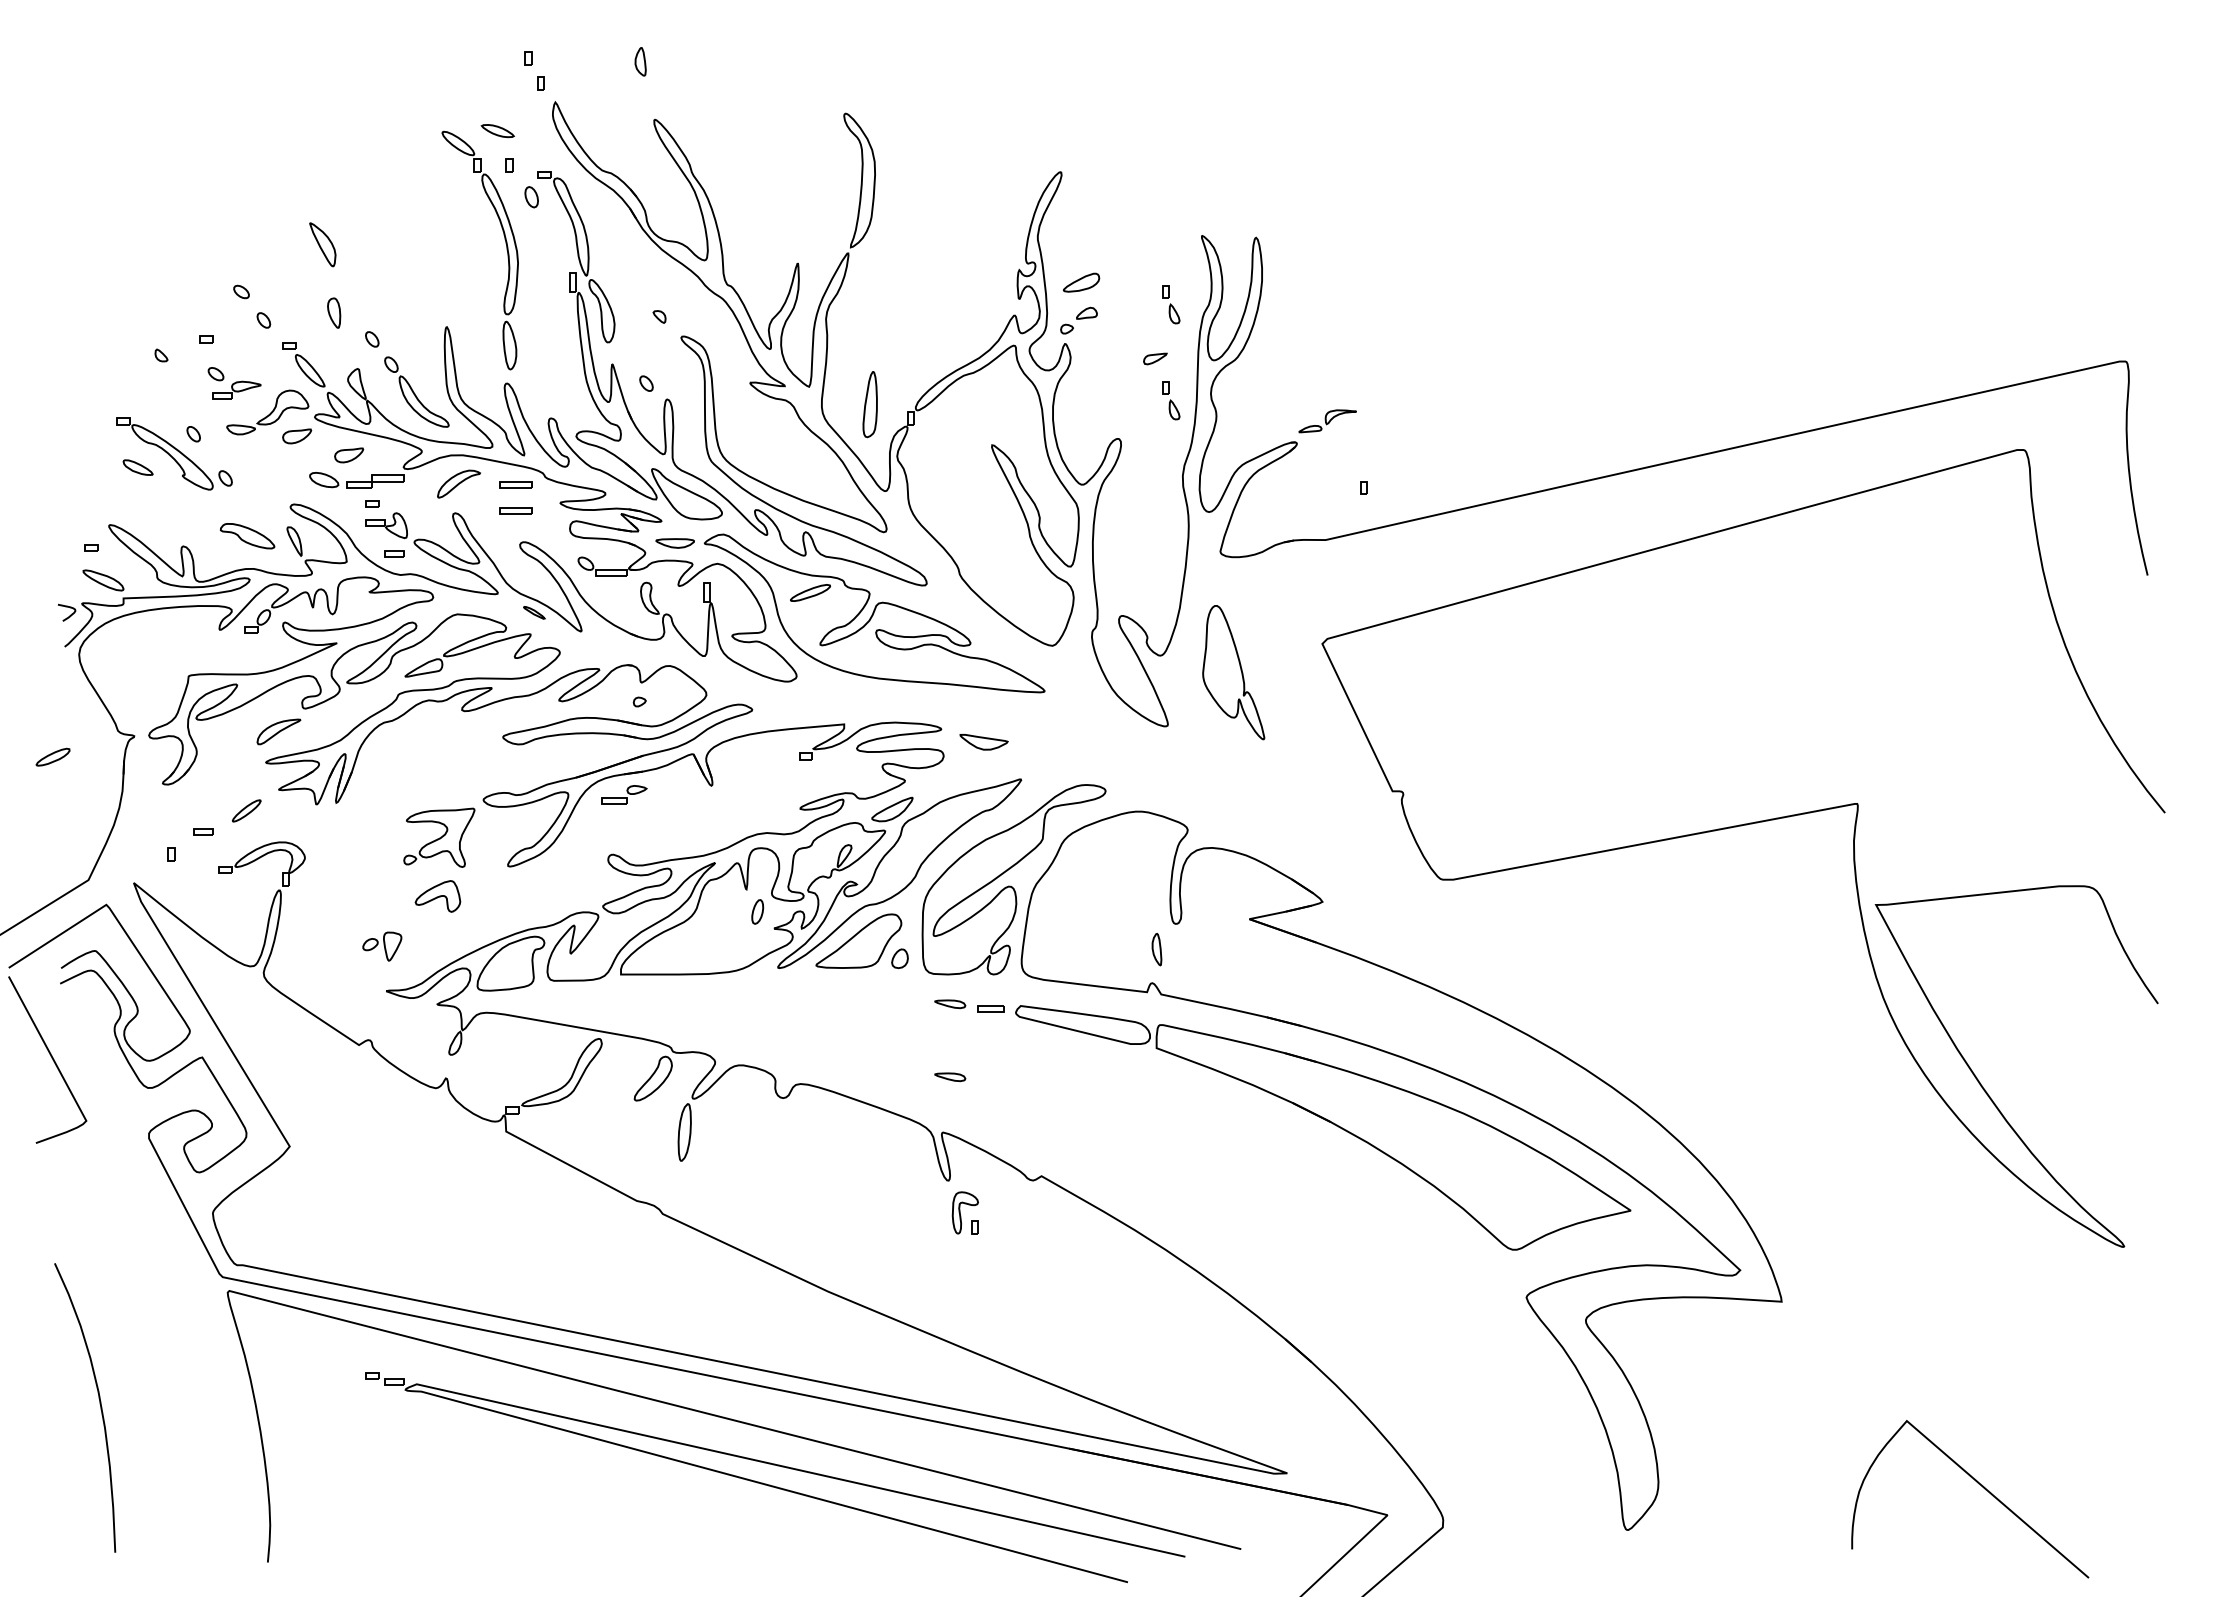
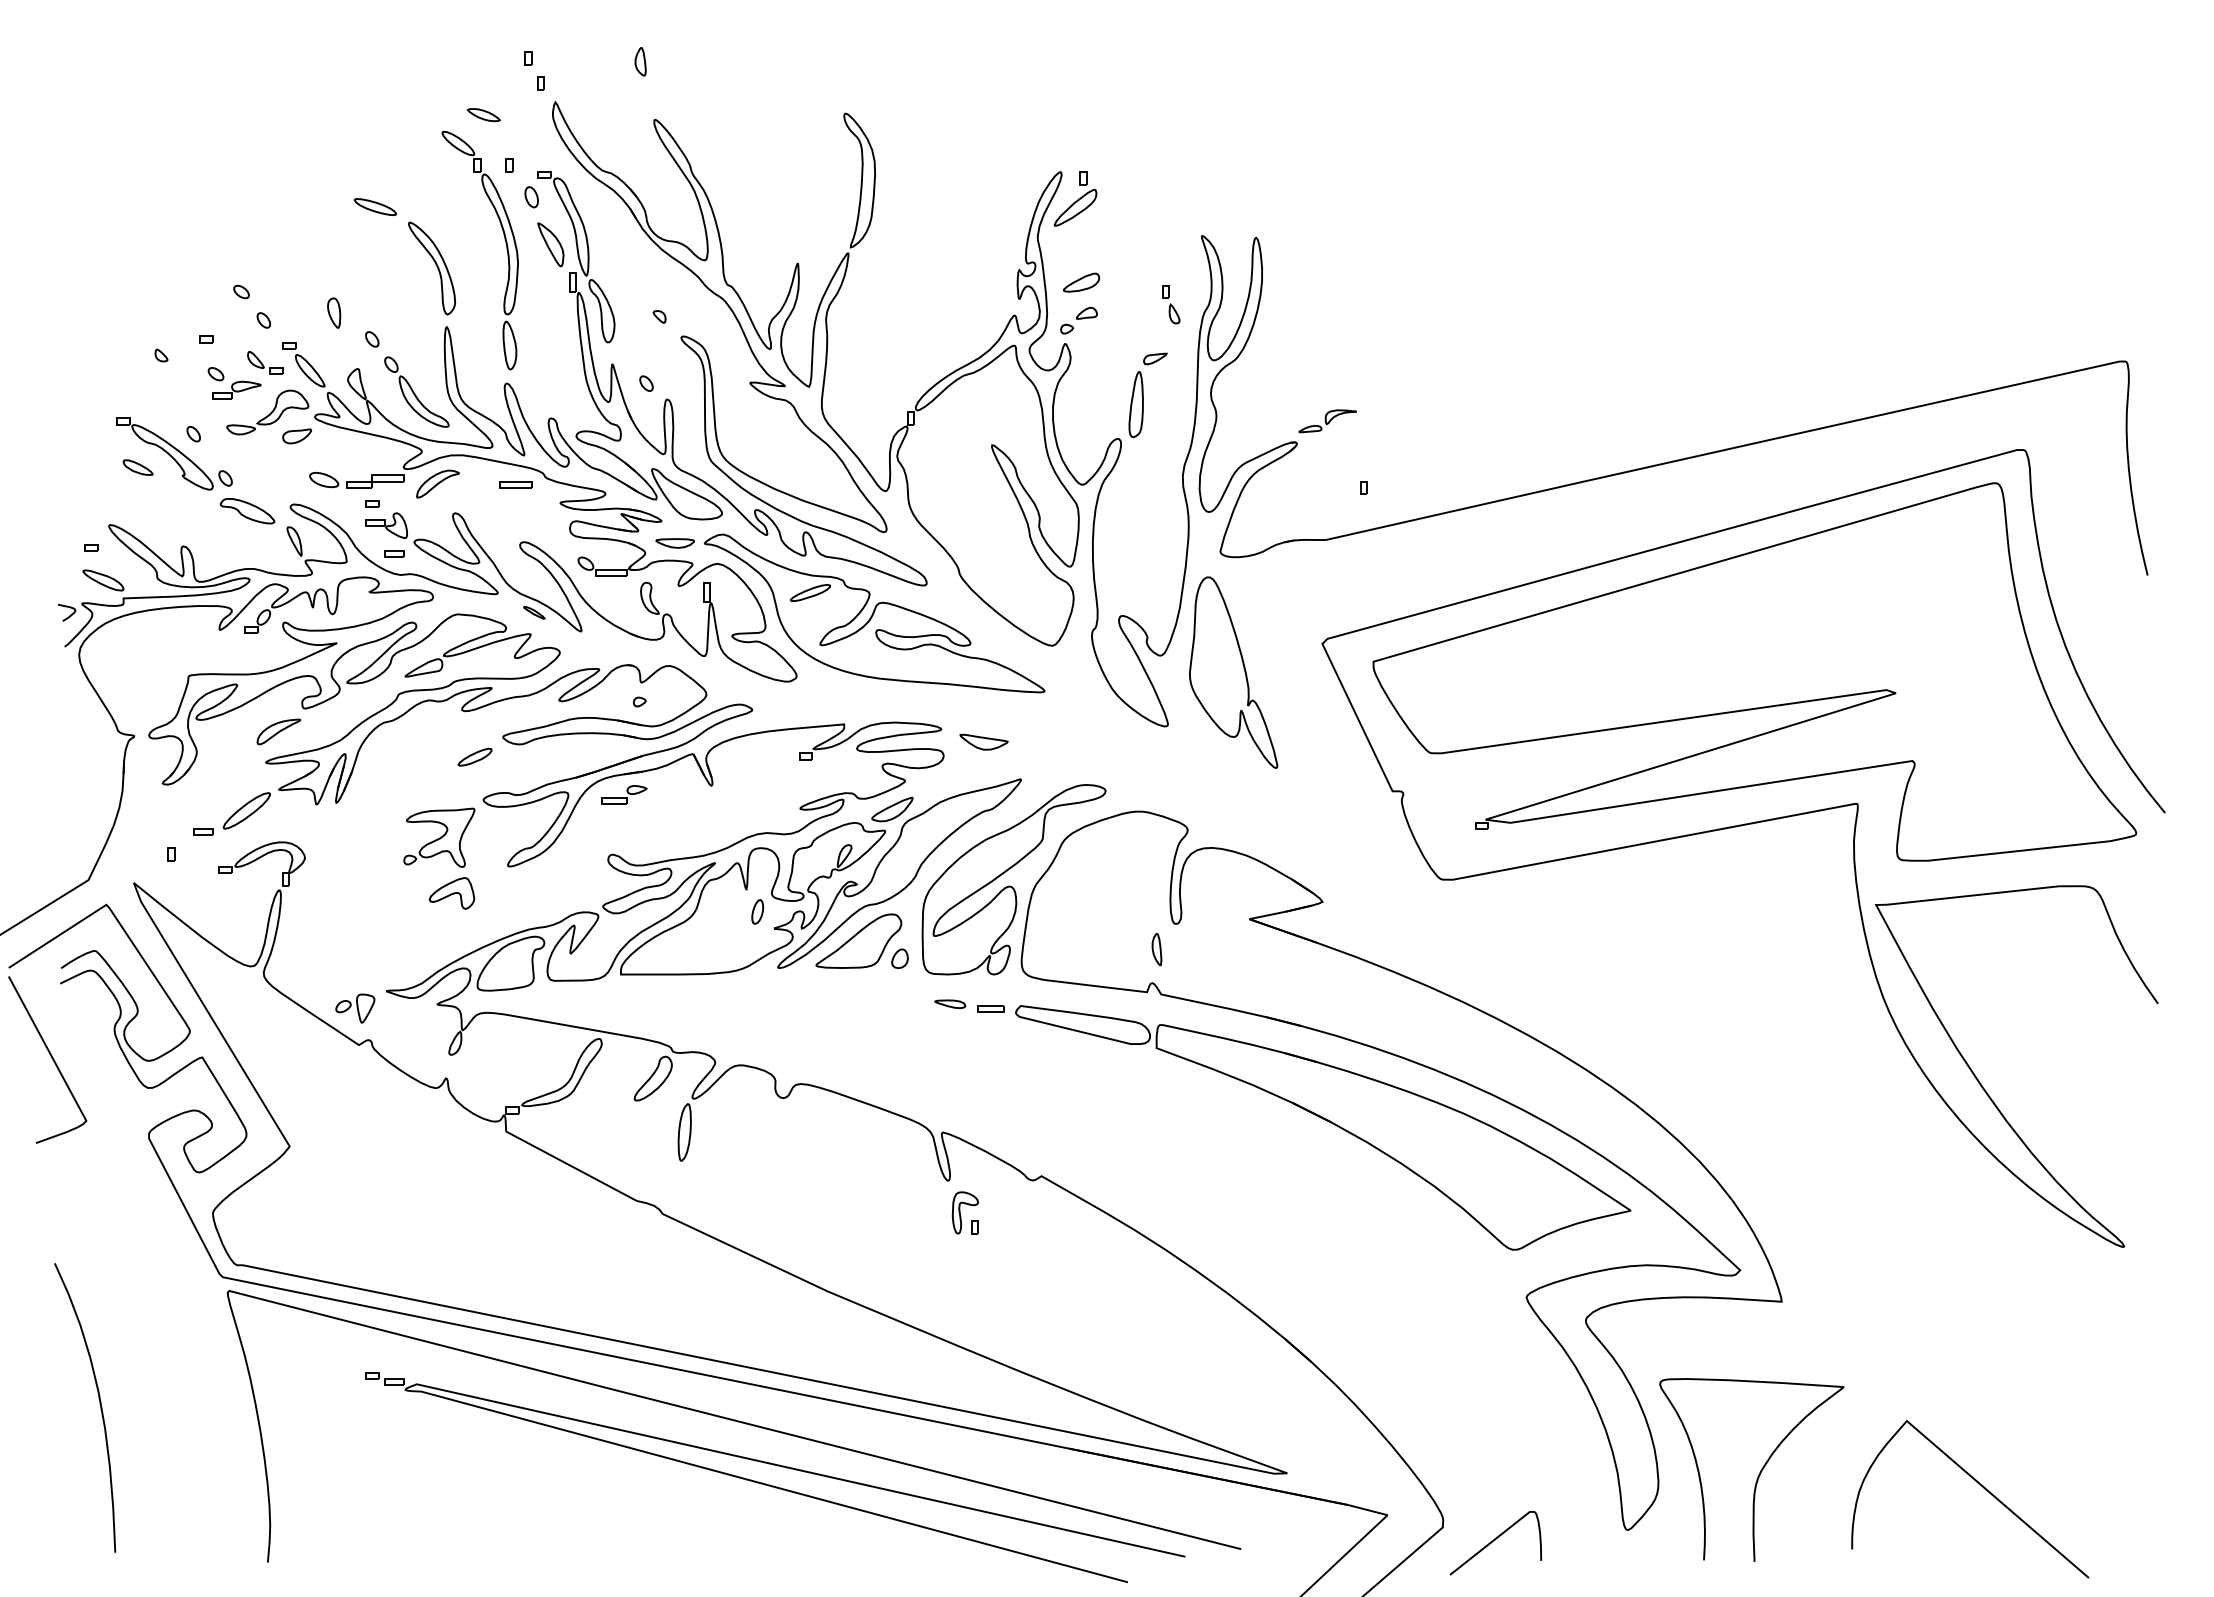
part position: (497, 131) -> (483, 115) (483, 115)
part: none -> present (1075, 198)
part: none -> present (374, 206)
part position: (322, 244) -> (550, 244) (550, 244)
part: none -> present (432, 268)
part: none -> present (265, 362)
part: present -> none (1171, 400)
part position: (869, 404) -> (1135, 404) (1135, 404)
part: present -> none (349, 455)
part position: (458, 483) -> (437, 483) (437, 483)
part: present -> none (515, 510)
part position: (247, 536) -> (247, 511) (247, 511)
part: none -> present (1754, 671)
part size: 64x136 px -> 90x193 px (1233, 672)
part position: (52, 756) -> (474, 756) (474, 756)
part size: 31x24 px -> 49x38 px (246, 810)
part position: (437, 896) -> (451, 893) (451, 893)
part position: (382, 946) -> (355, 1008) (355, 1008)
part: present -> none (950, 1077)
curve: none -> present (1759, 1472)
curve: none -> present (1494, 1541)
